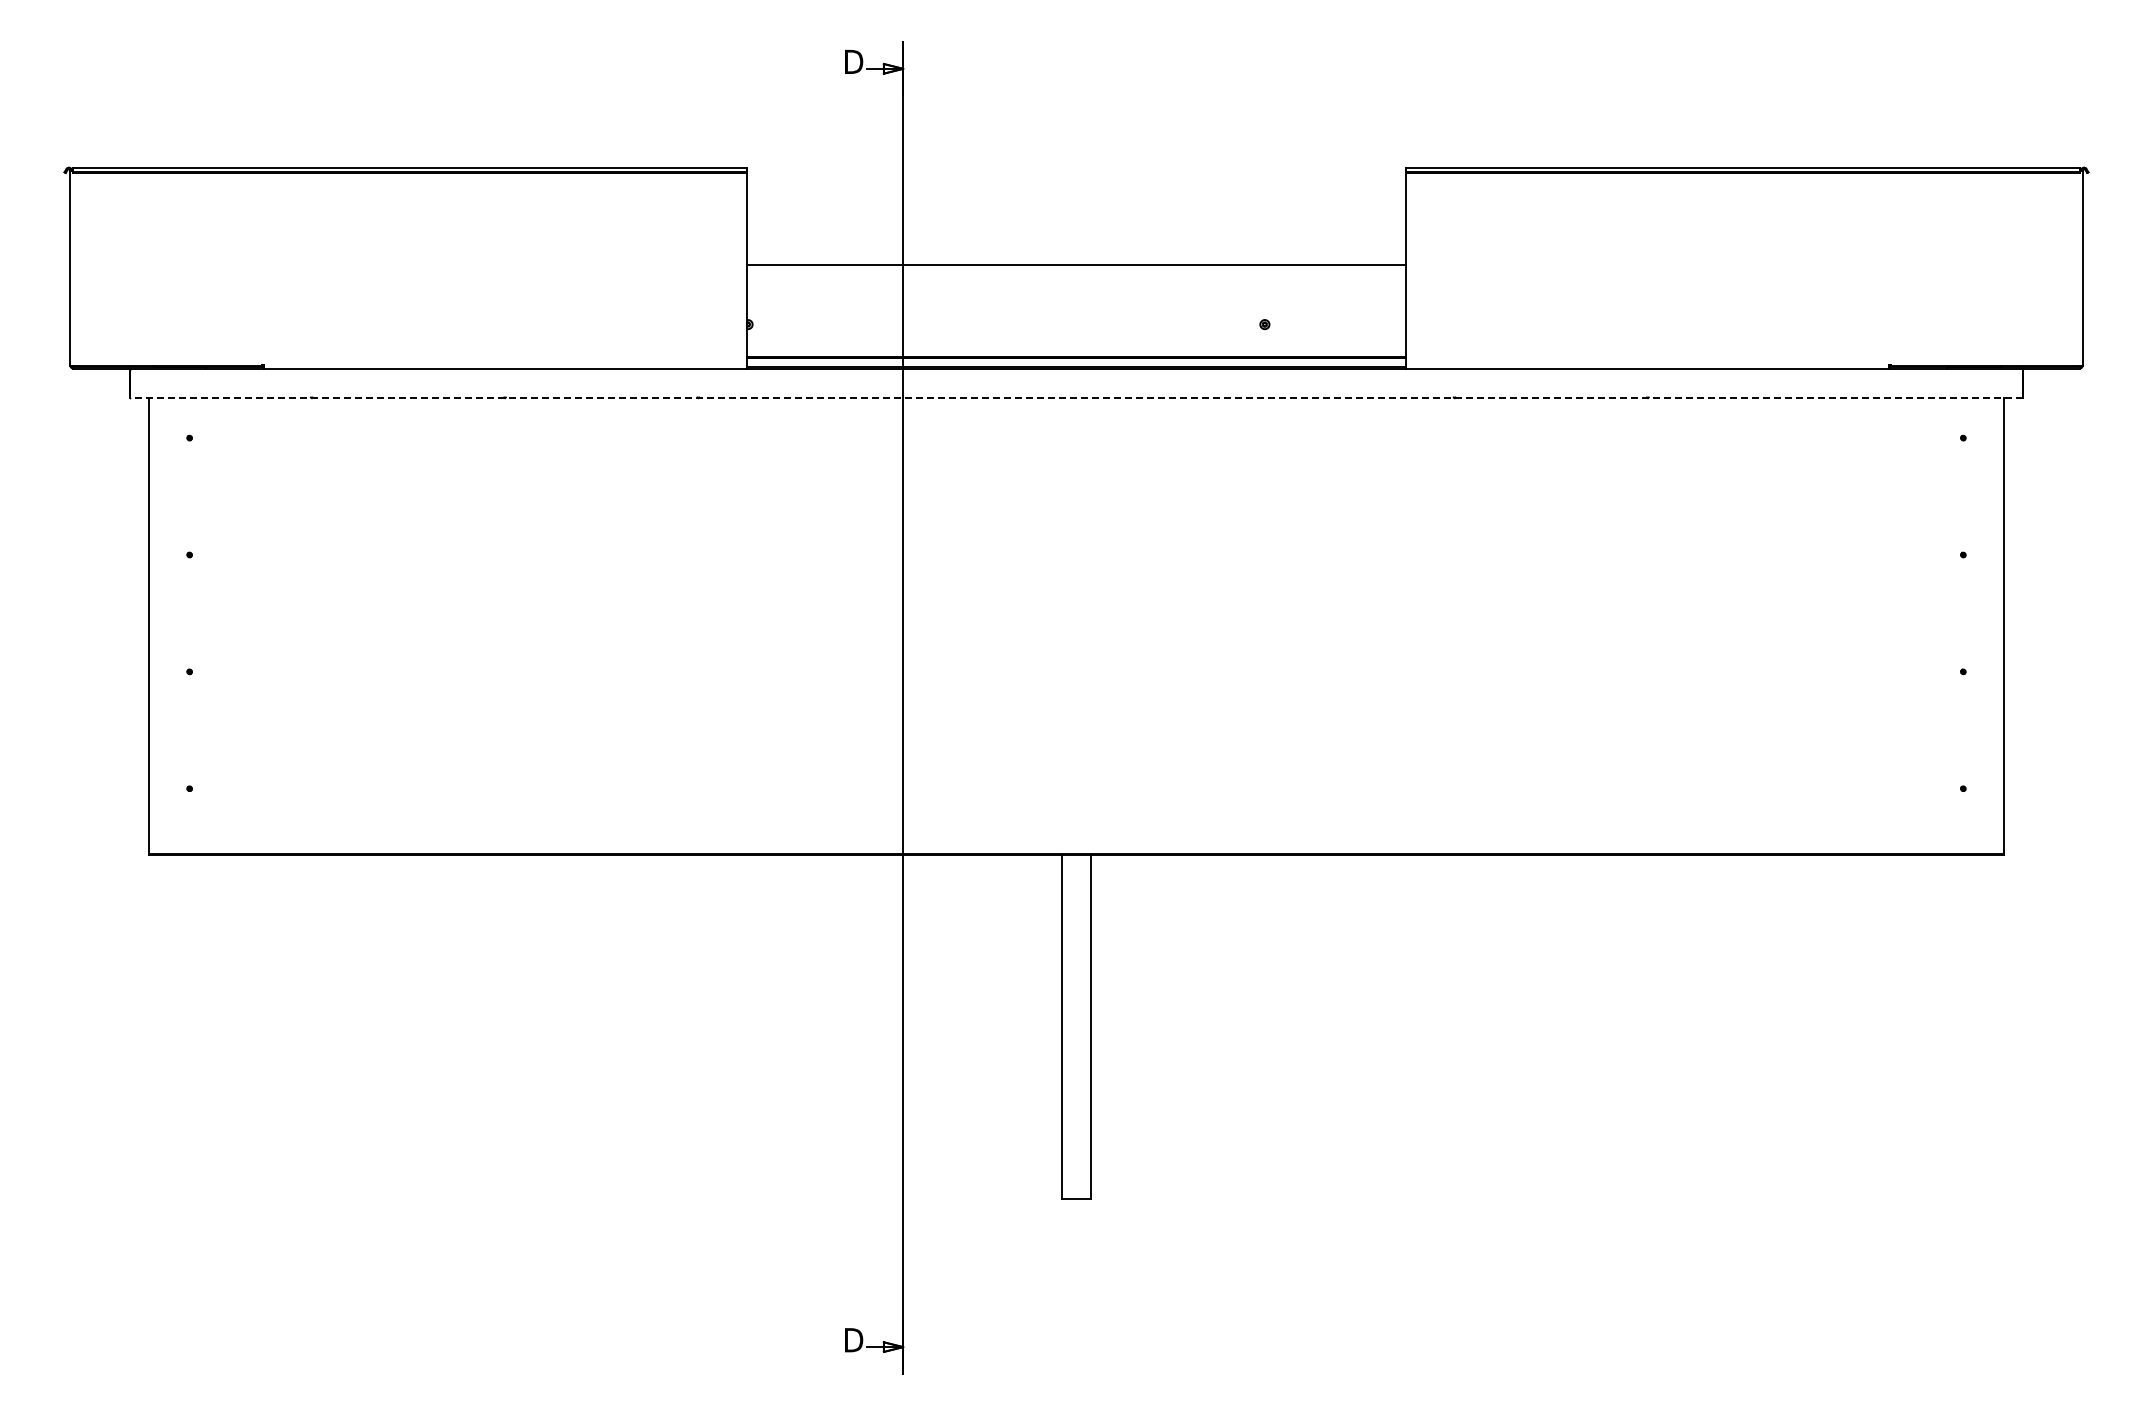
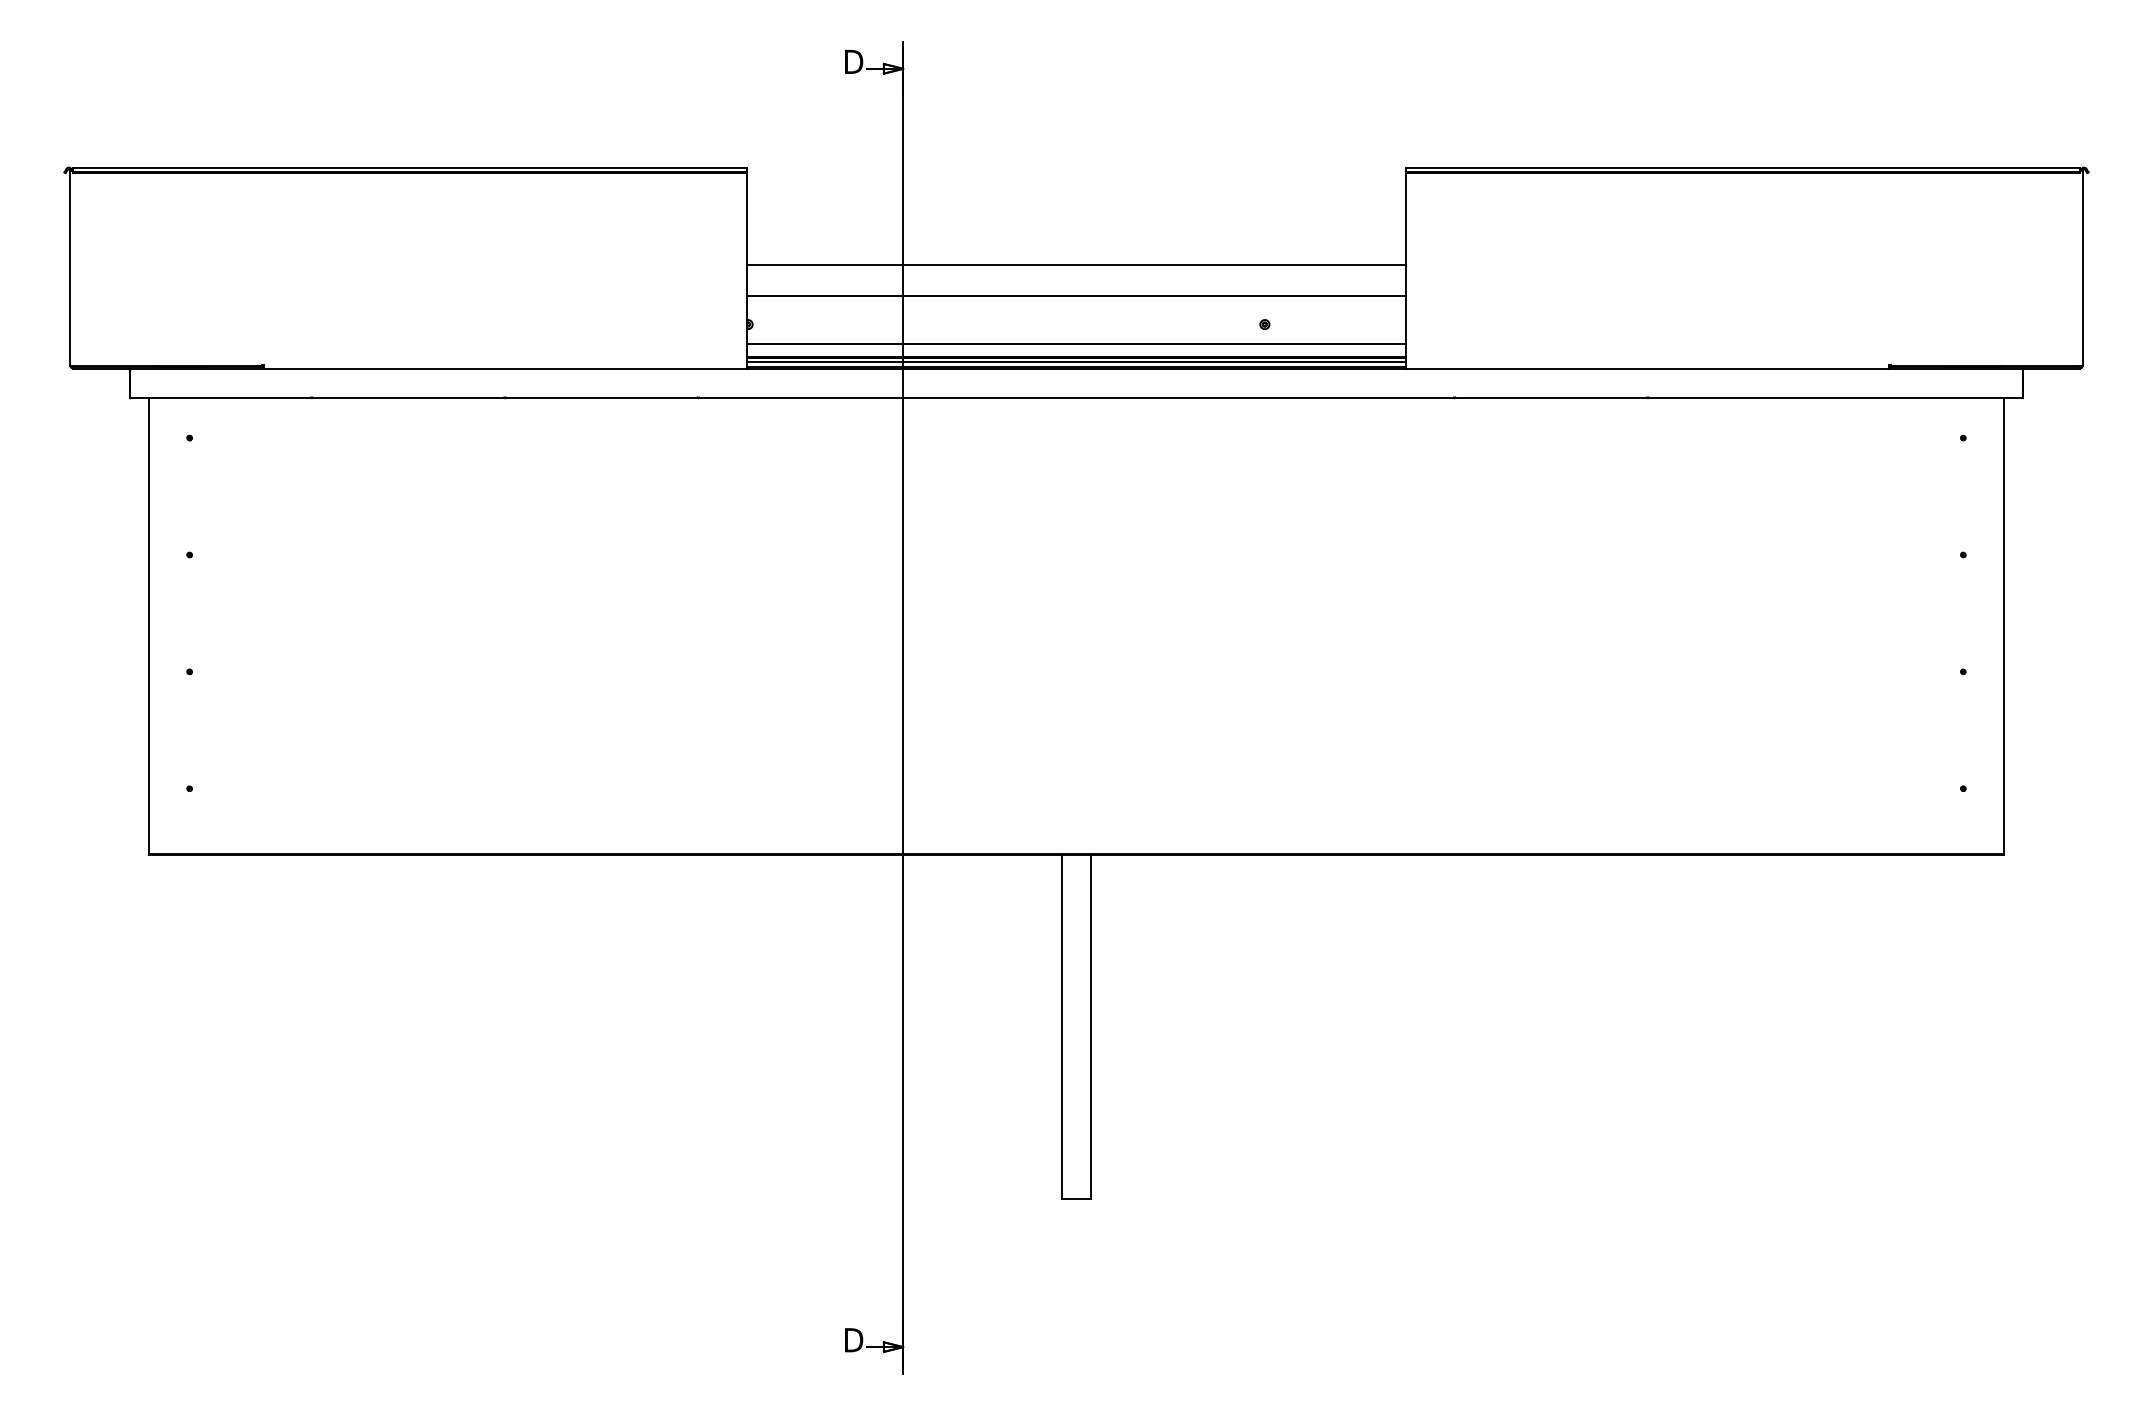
line: none -> present (1076, 295)
line: none -> present (1076, 343)
line: none -> present (1076, 362)
line: dashed -> solid (1076, 397)
